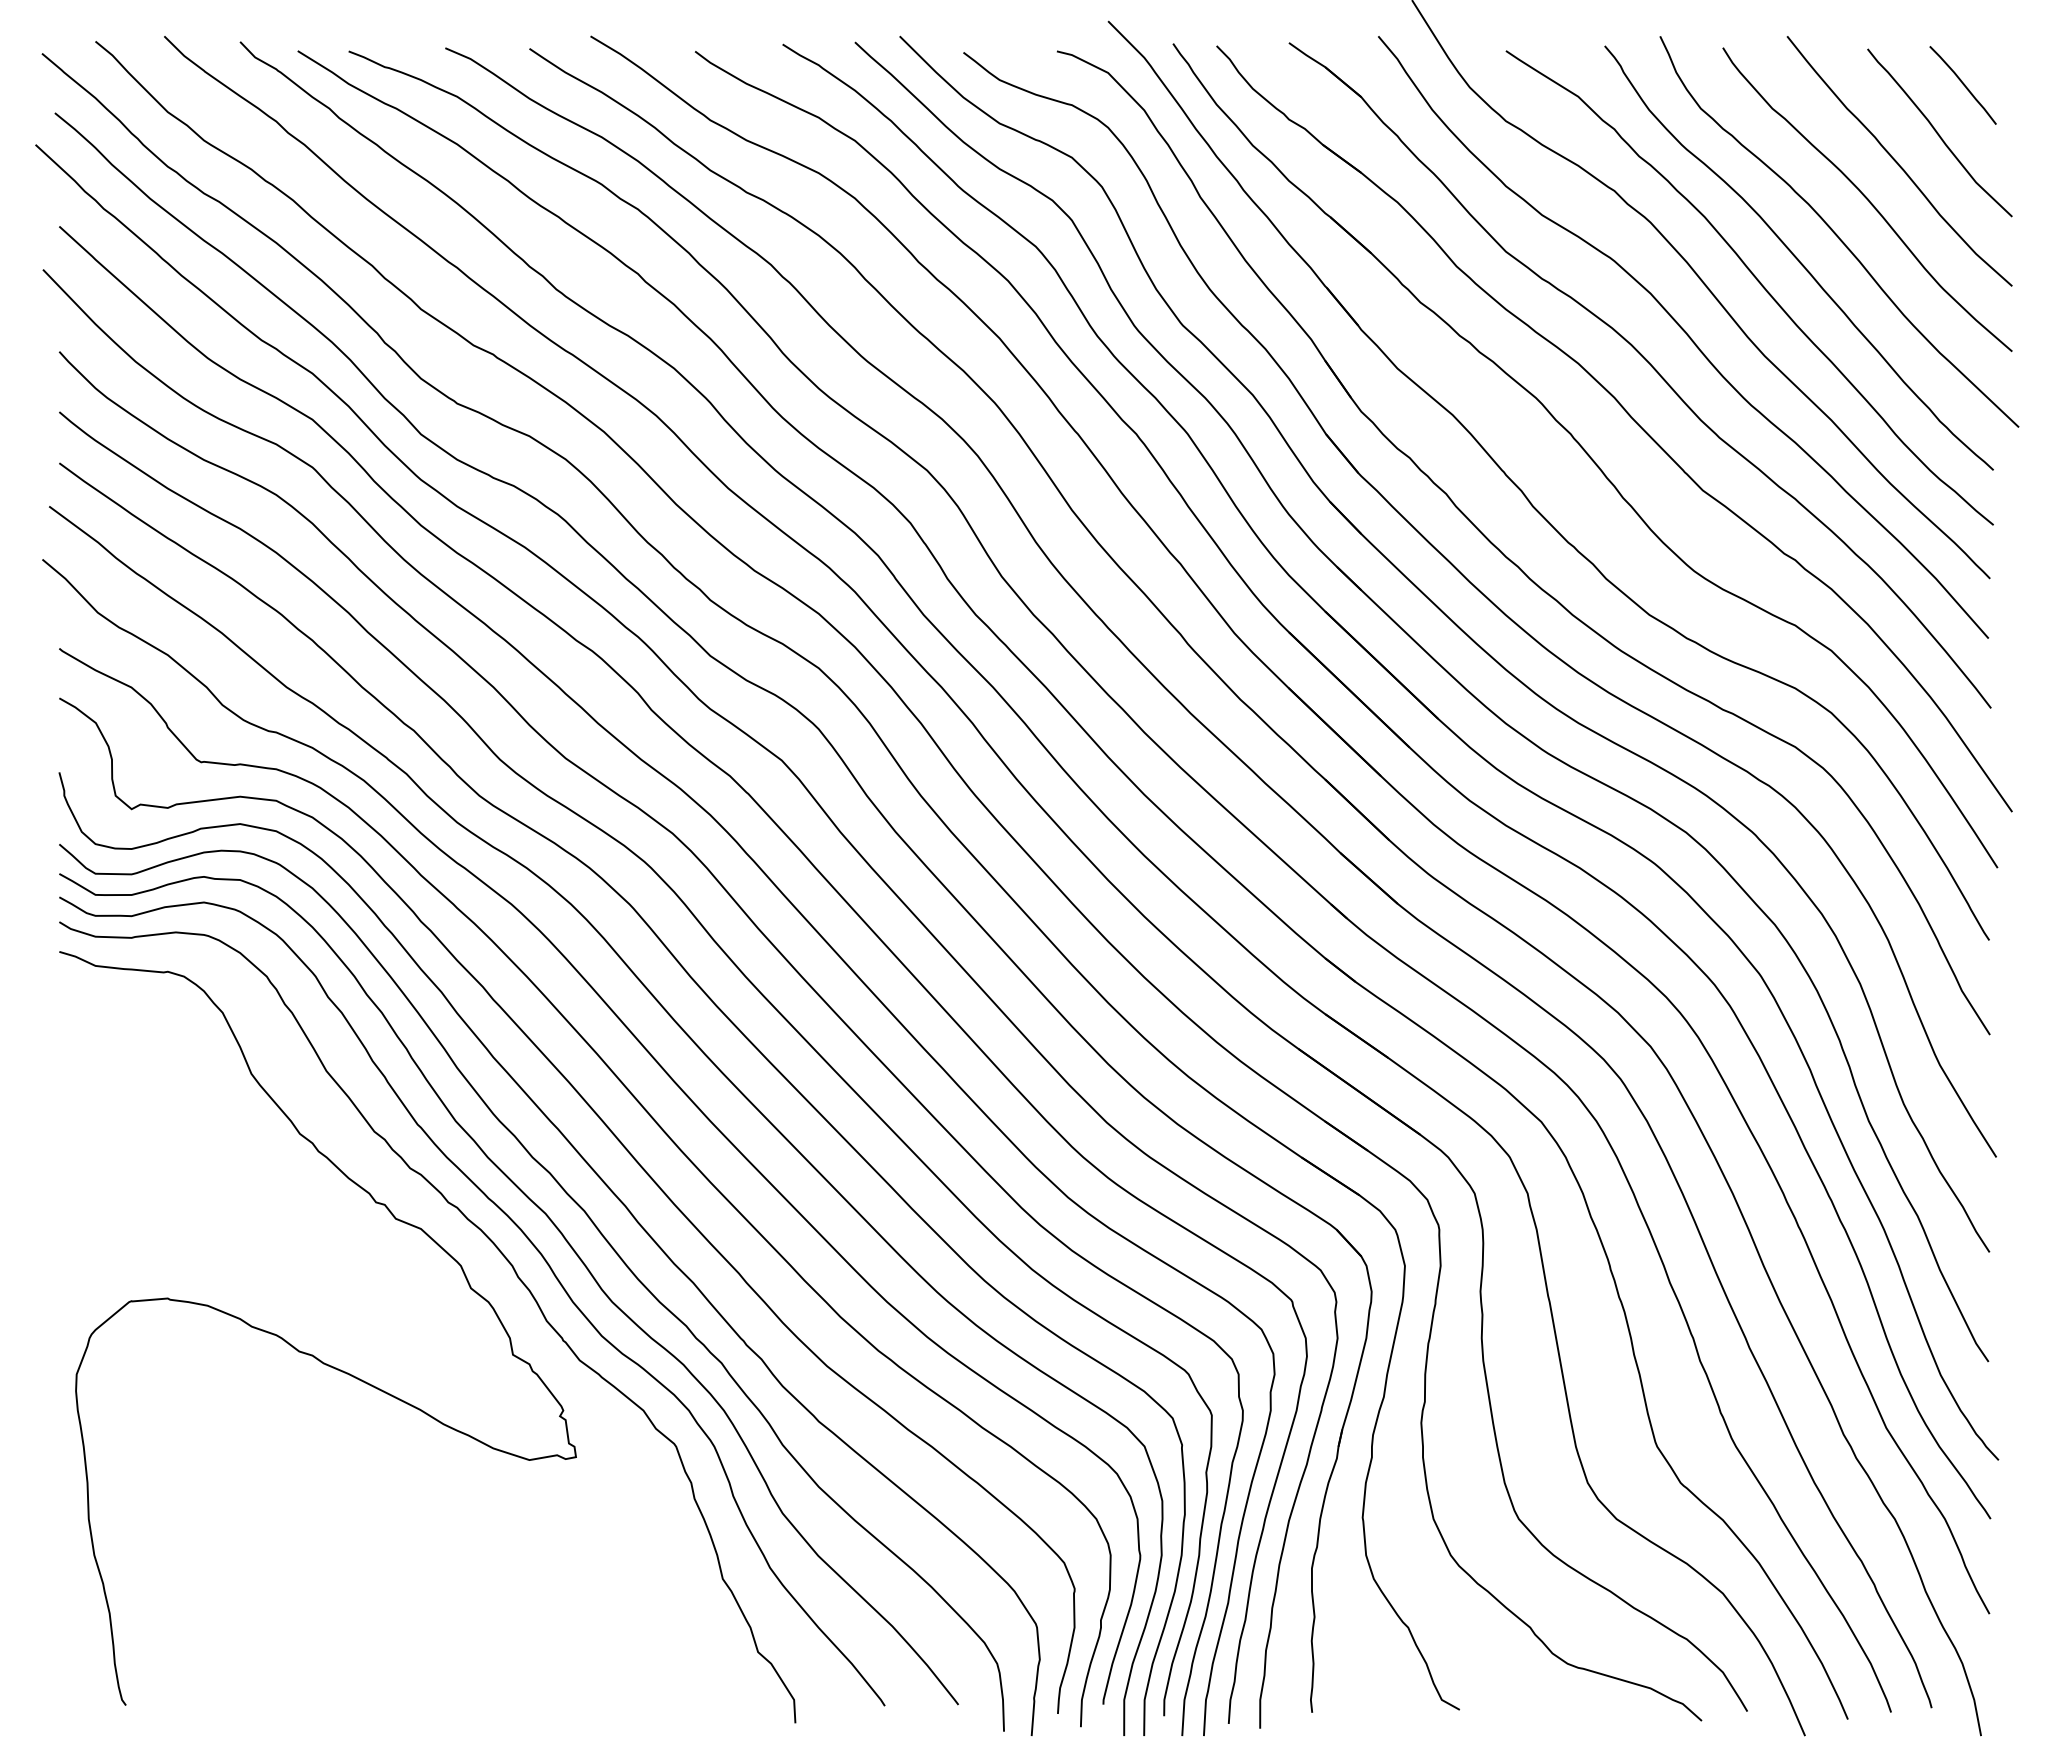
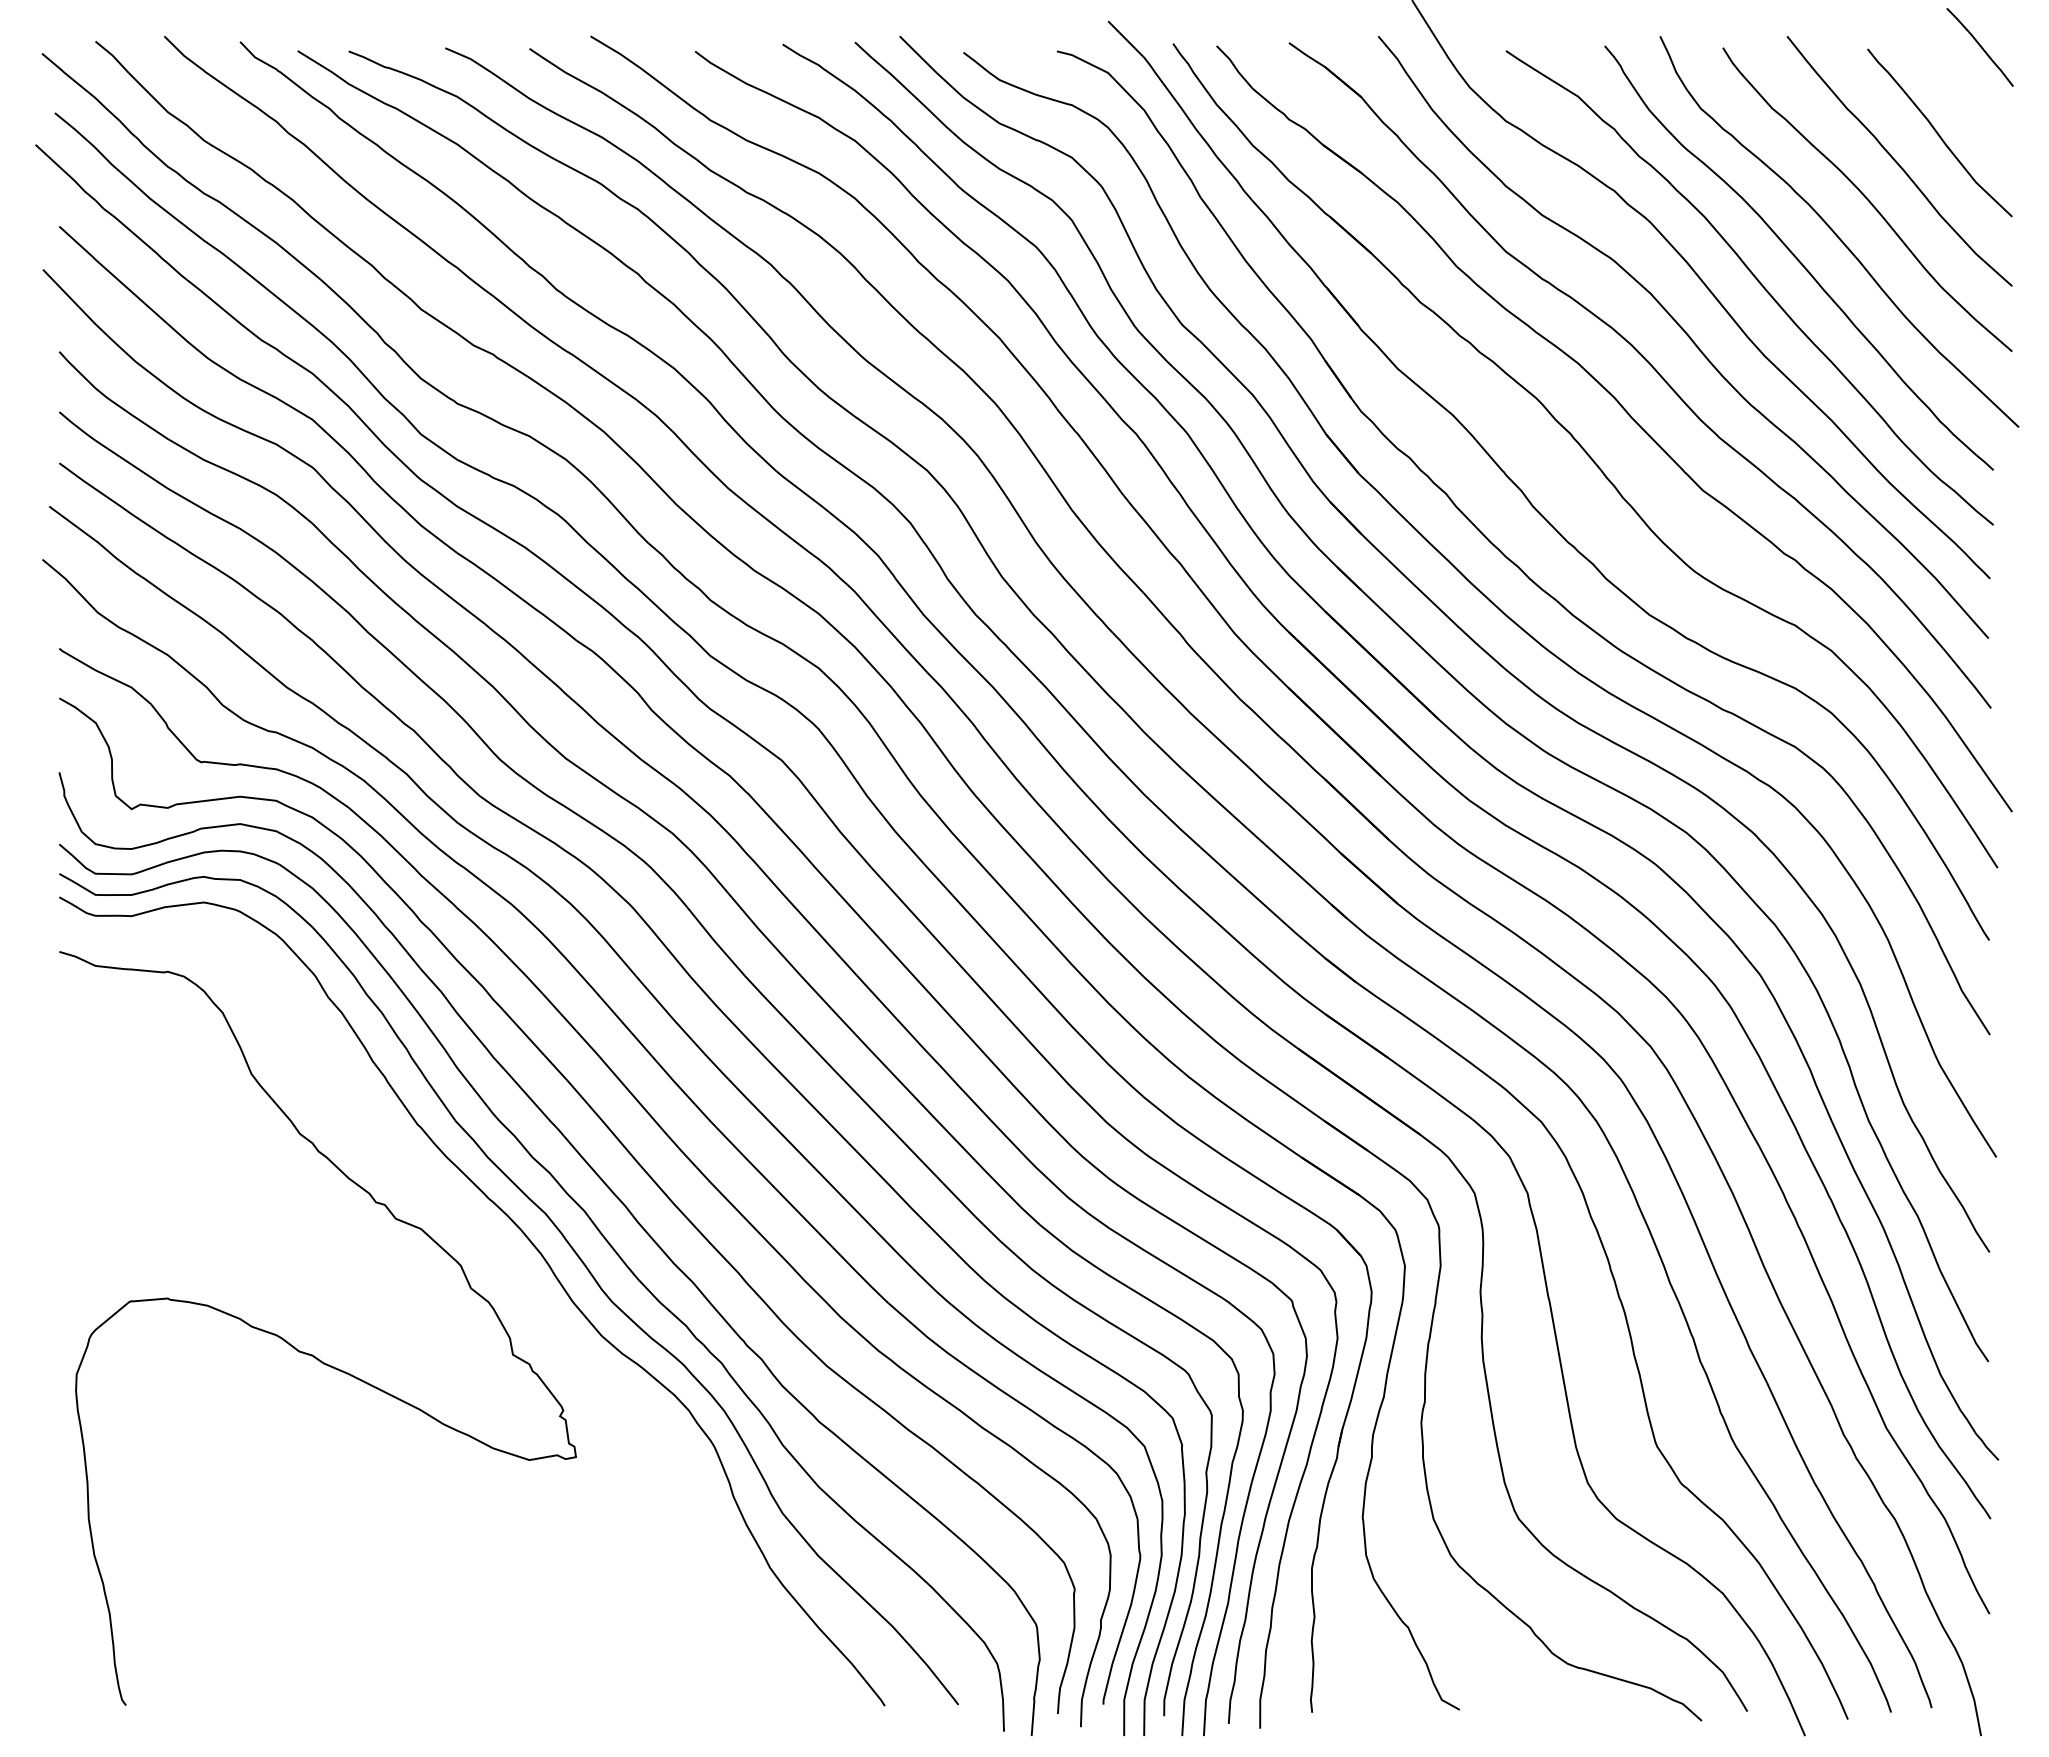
curve position: (1962, 84) -> (1979, 46) (1979, 46)
curve: present -> none (516, 1276)
